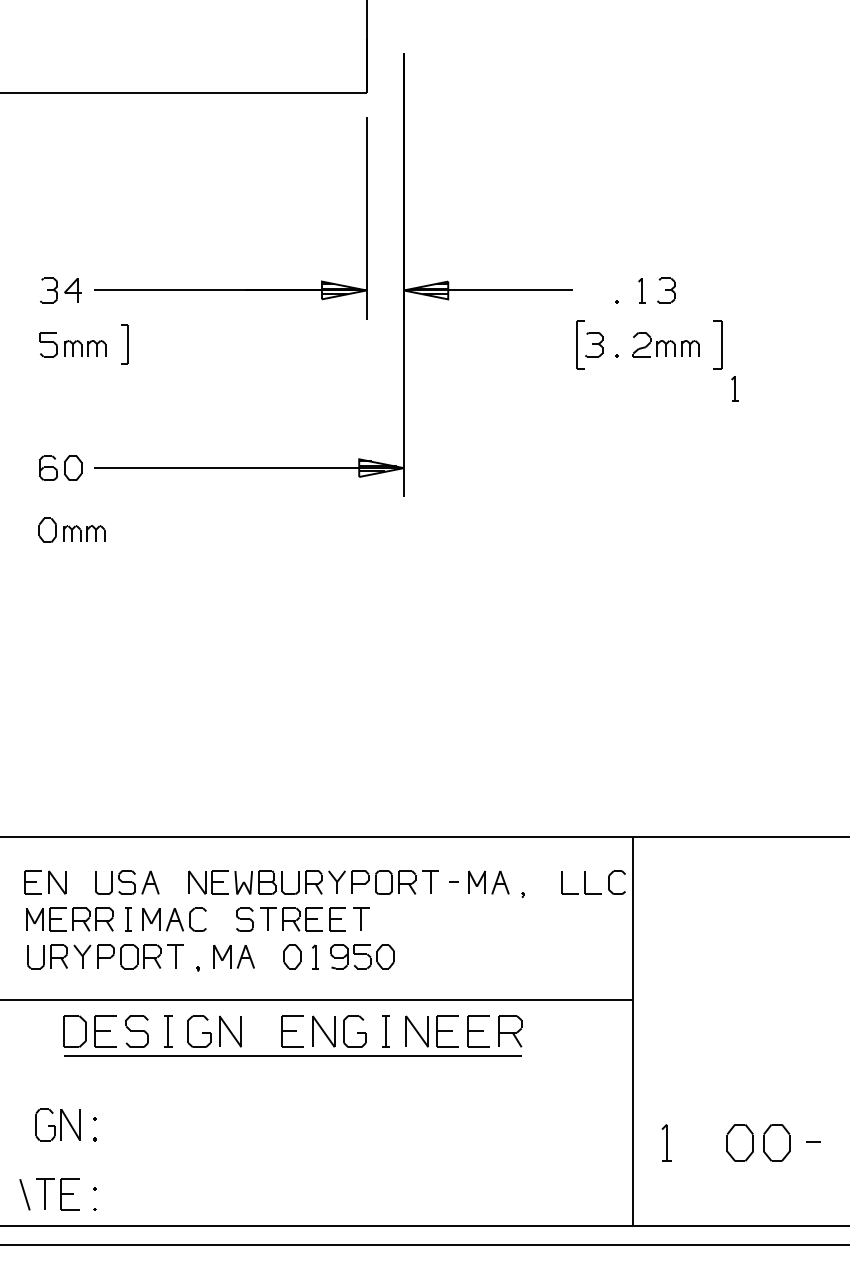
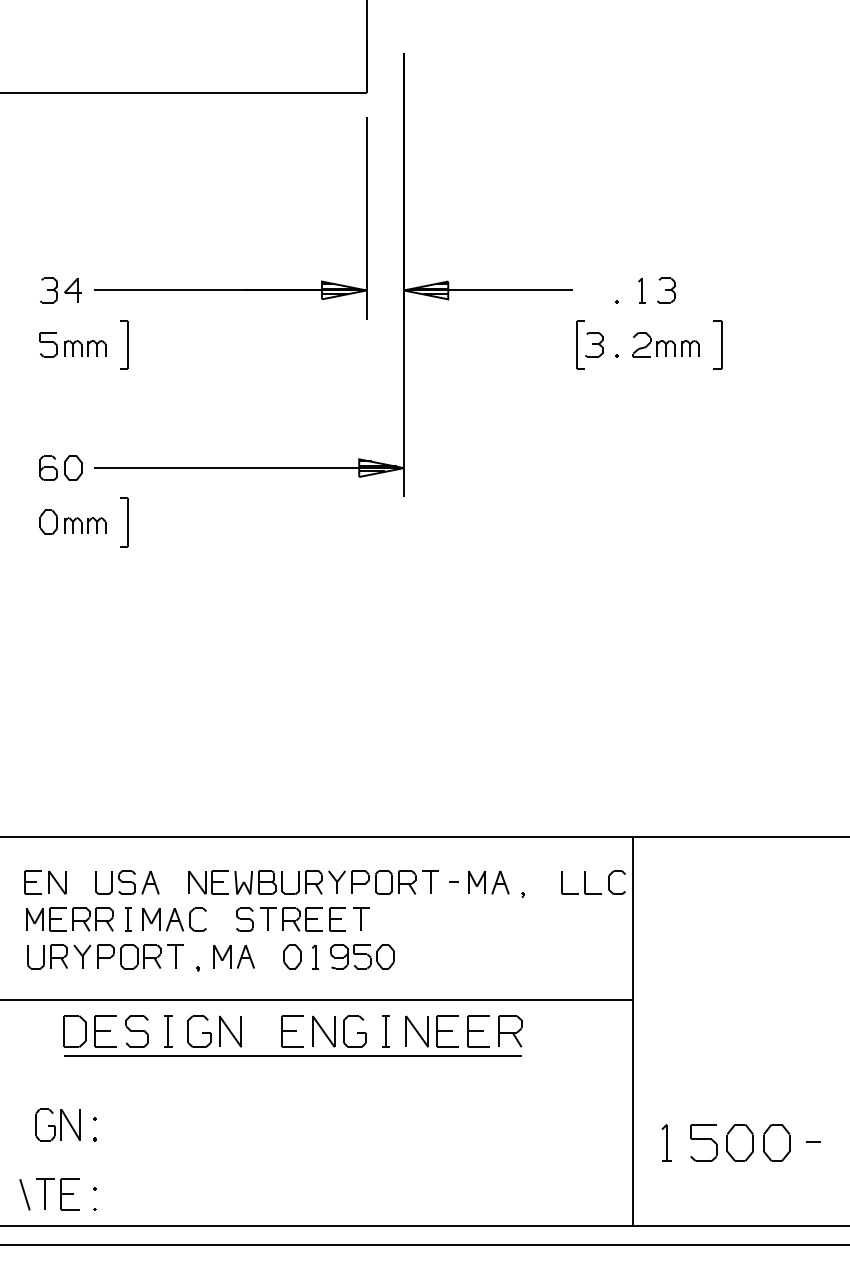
part size: 8x41 px -> 9x50 px (124, 344)
part: present -> none (734, 388)
part: none -> present (124, 522)
part position: (71, 529) -> (72, 521) (72, 521)
part: none -> present (703, 1142)
